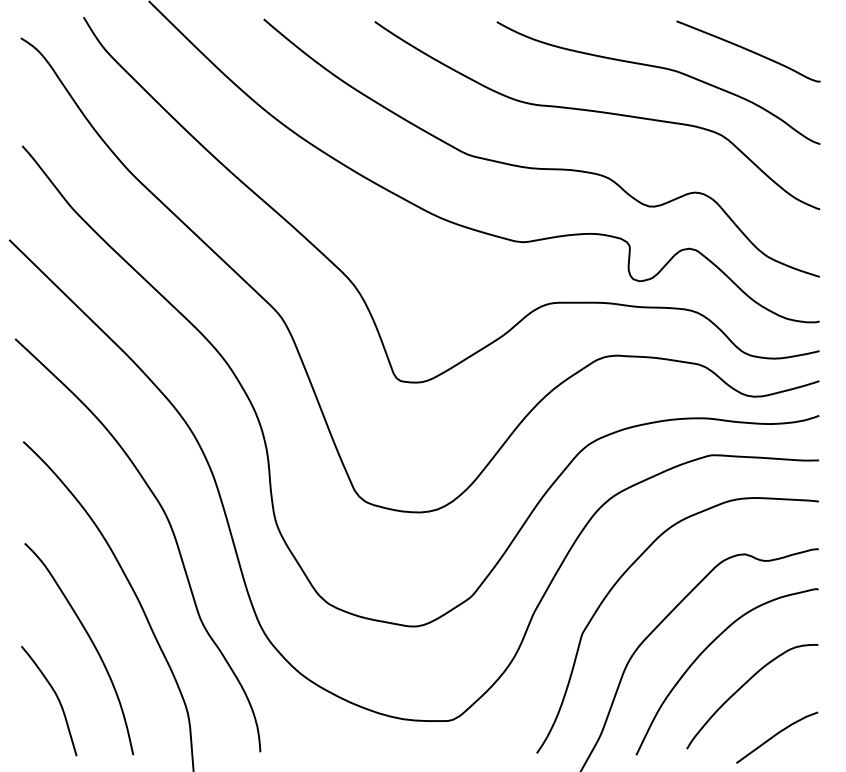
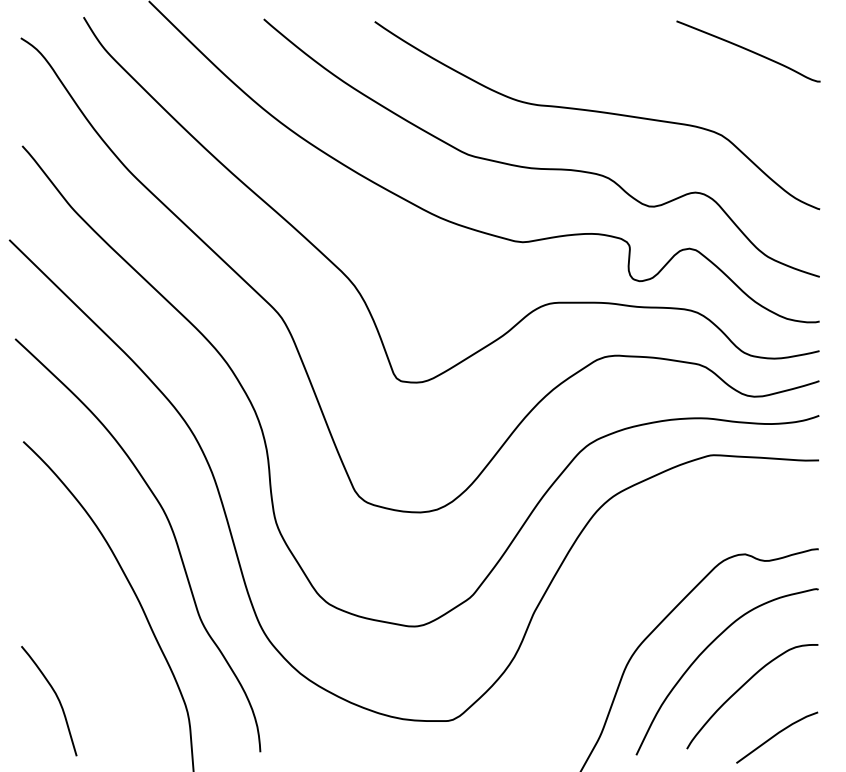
curve: present -> none (658, 68)
curve: present -> none (620, 579)
curve: present -> none (91, 642)
